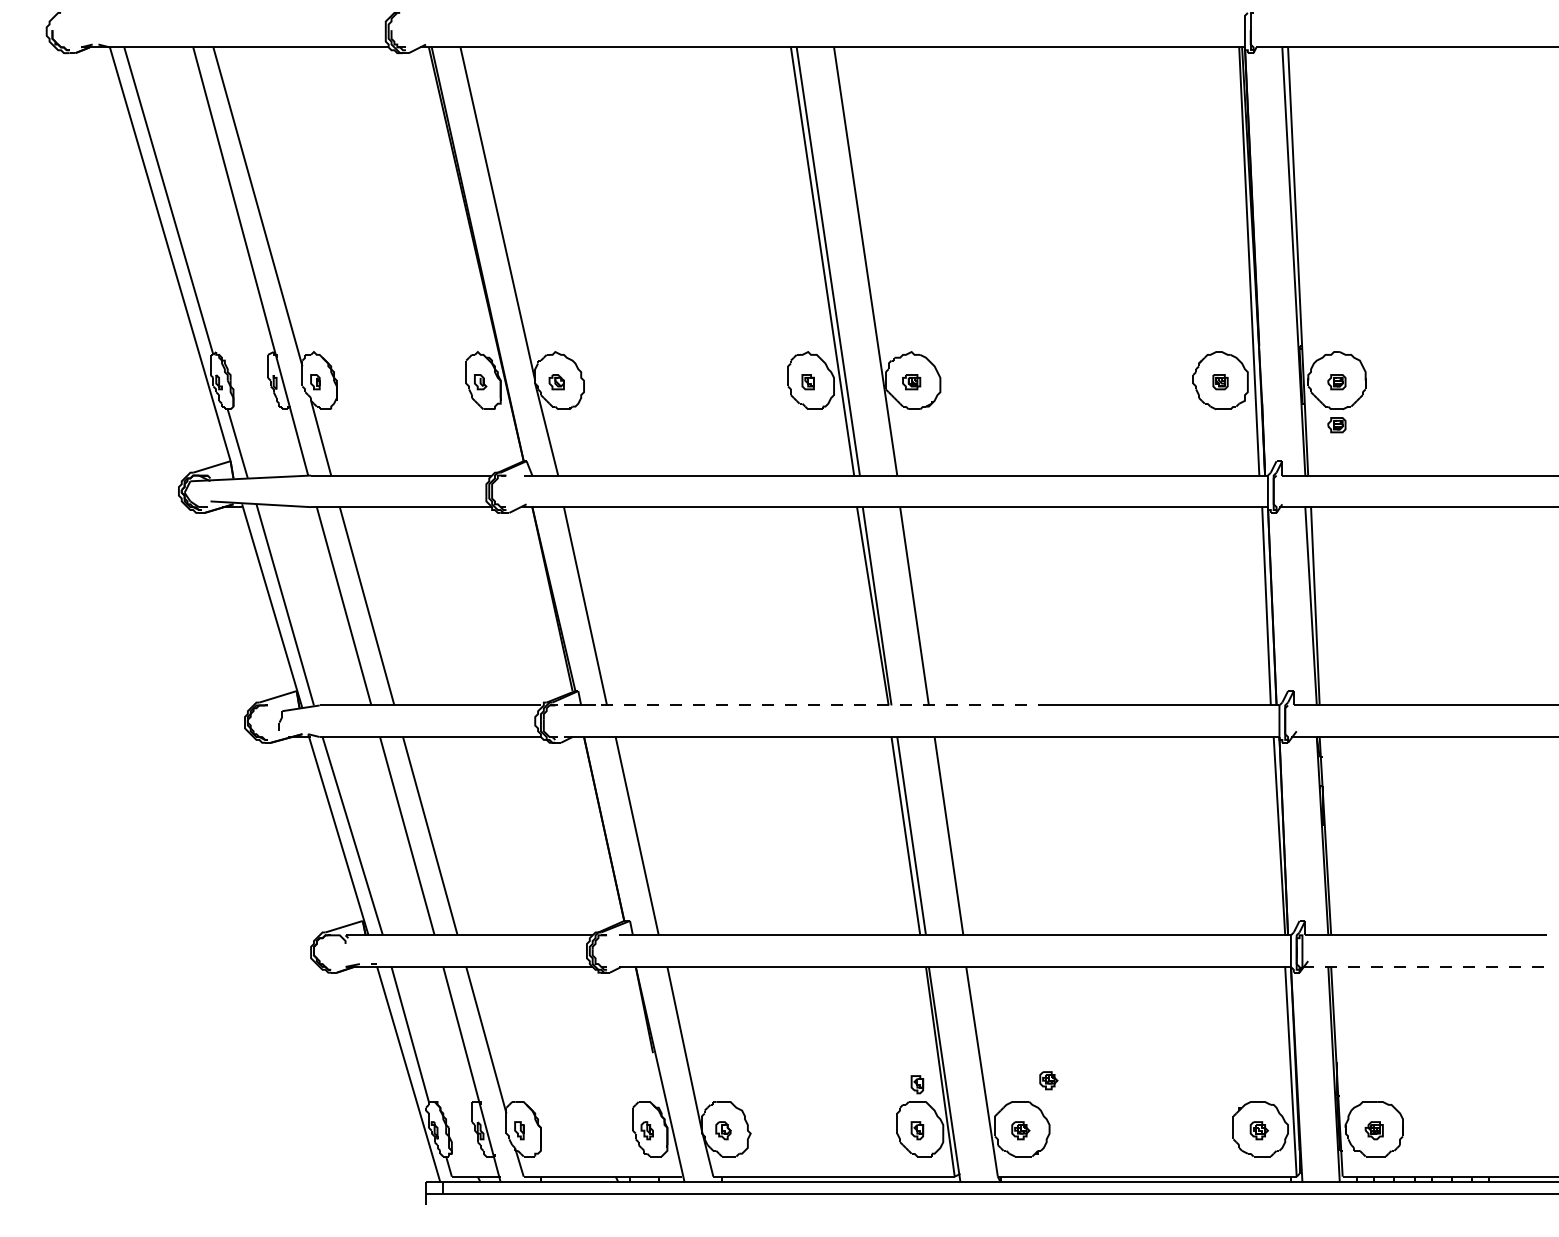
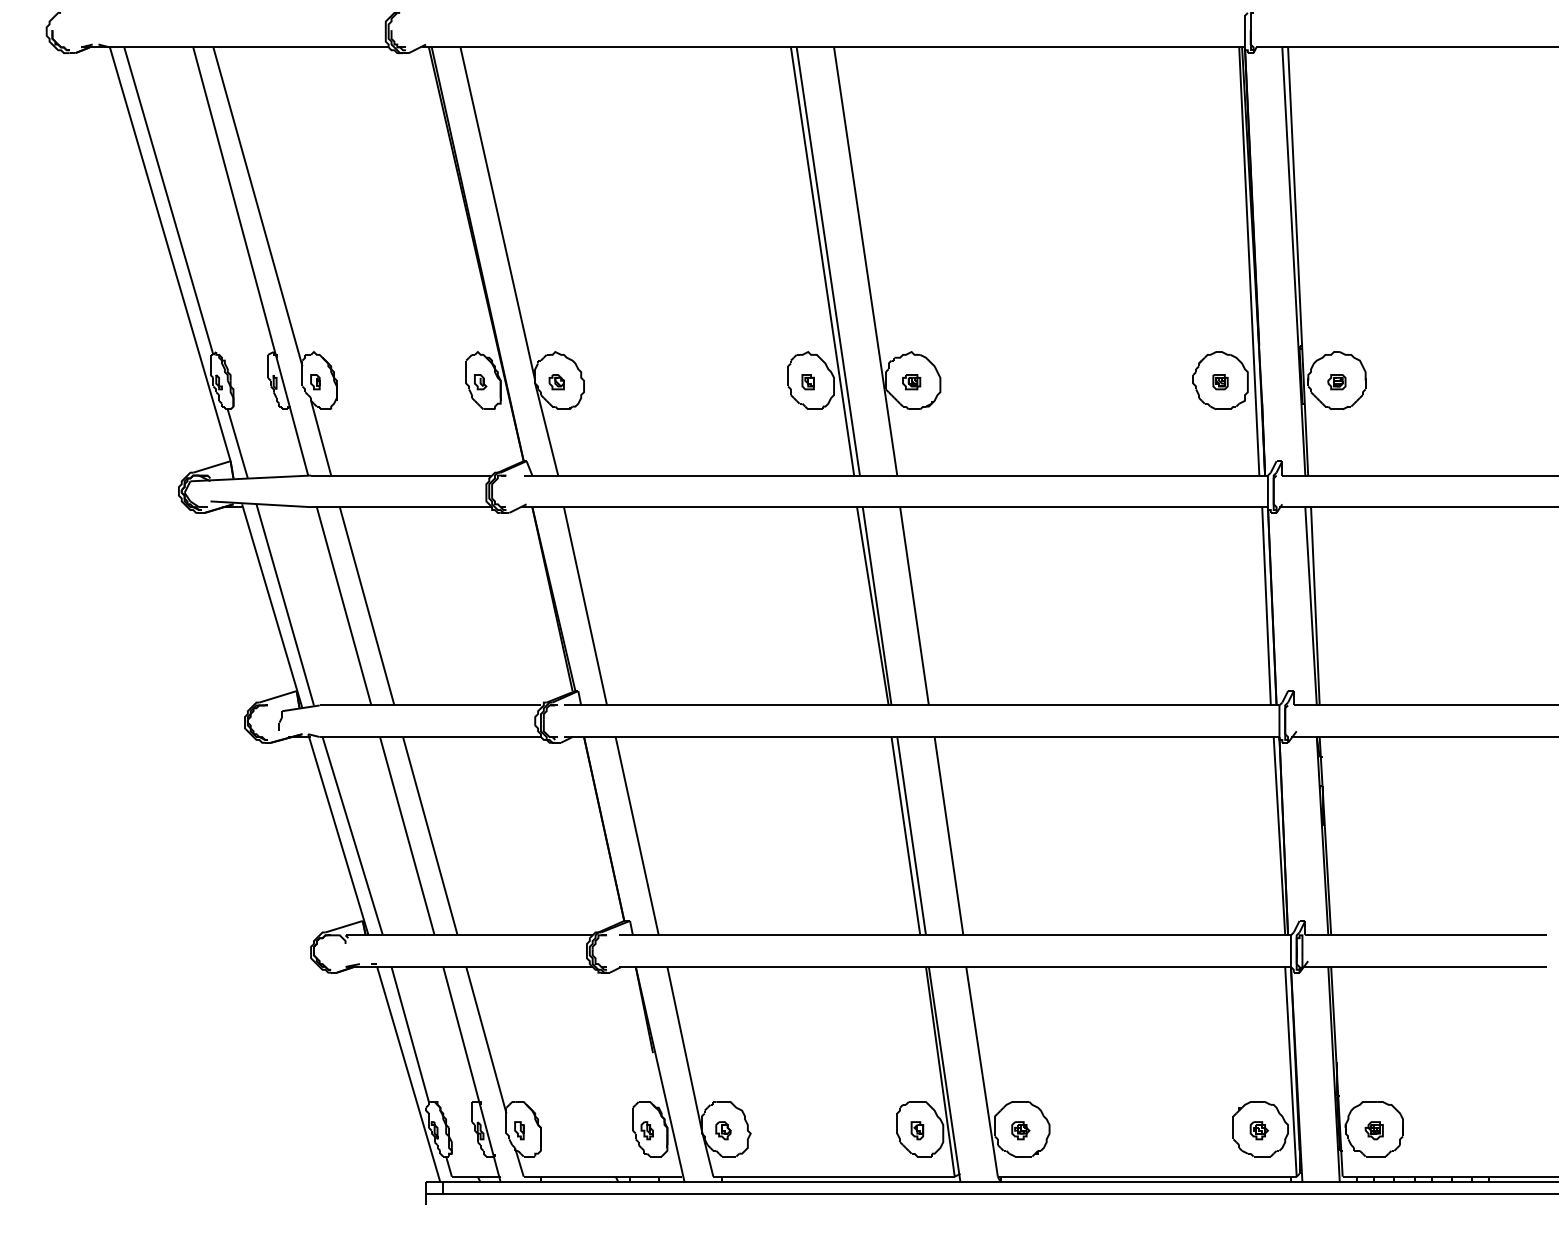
part: present -> none (1336, 425)
line: dashed -> solid (822, 705)
line: dashed -> solid (1425, 966)
part: present -> none (1048, 1080)
part: present -> none (917, 1084)
